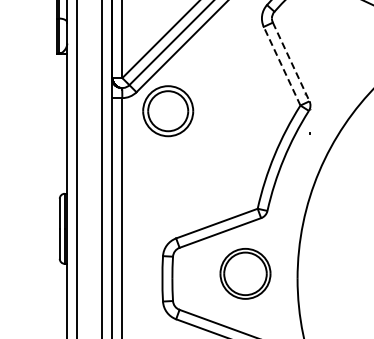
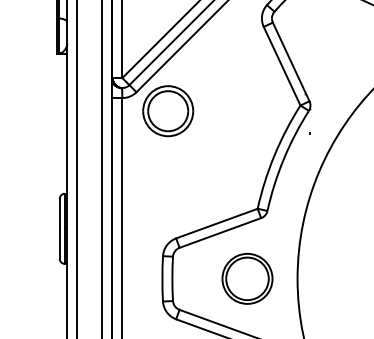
line: dashed -> solid (291, 62)
line: dashed -> solid (281, 65)
part position: (245, 273) -> (247, 278) (247, 278)
